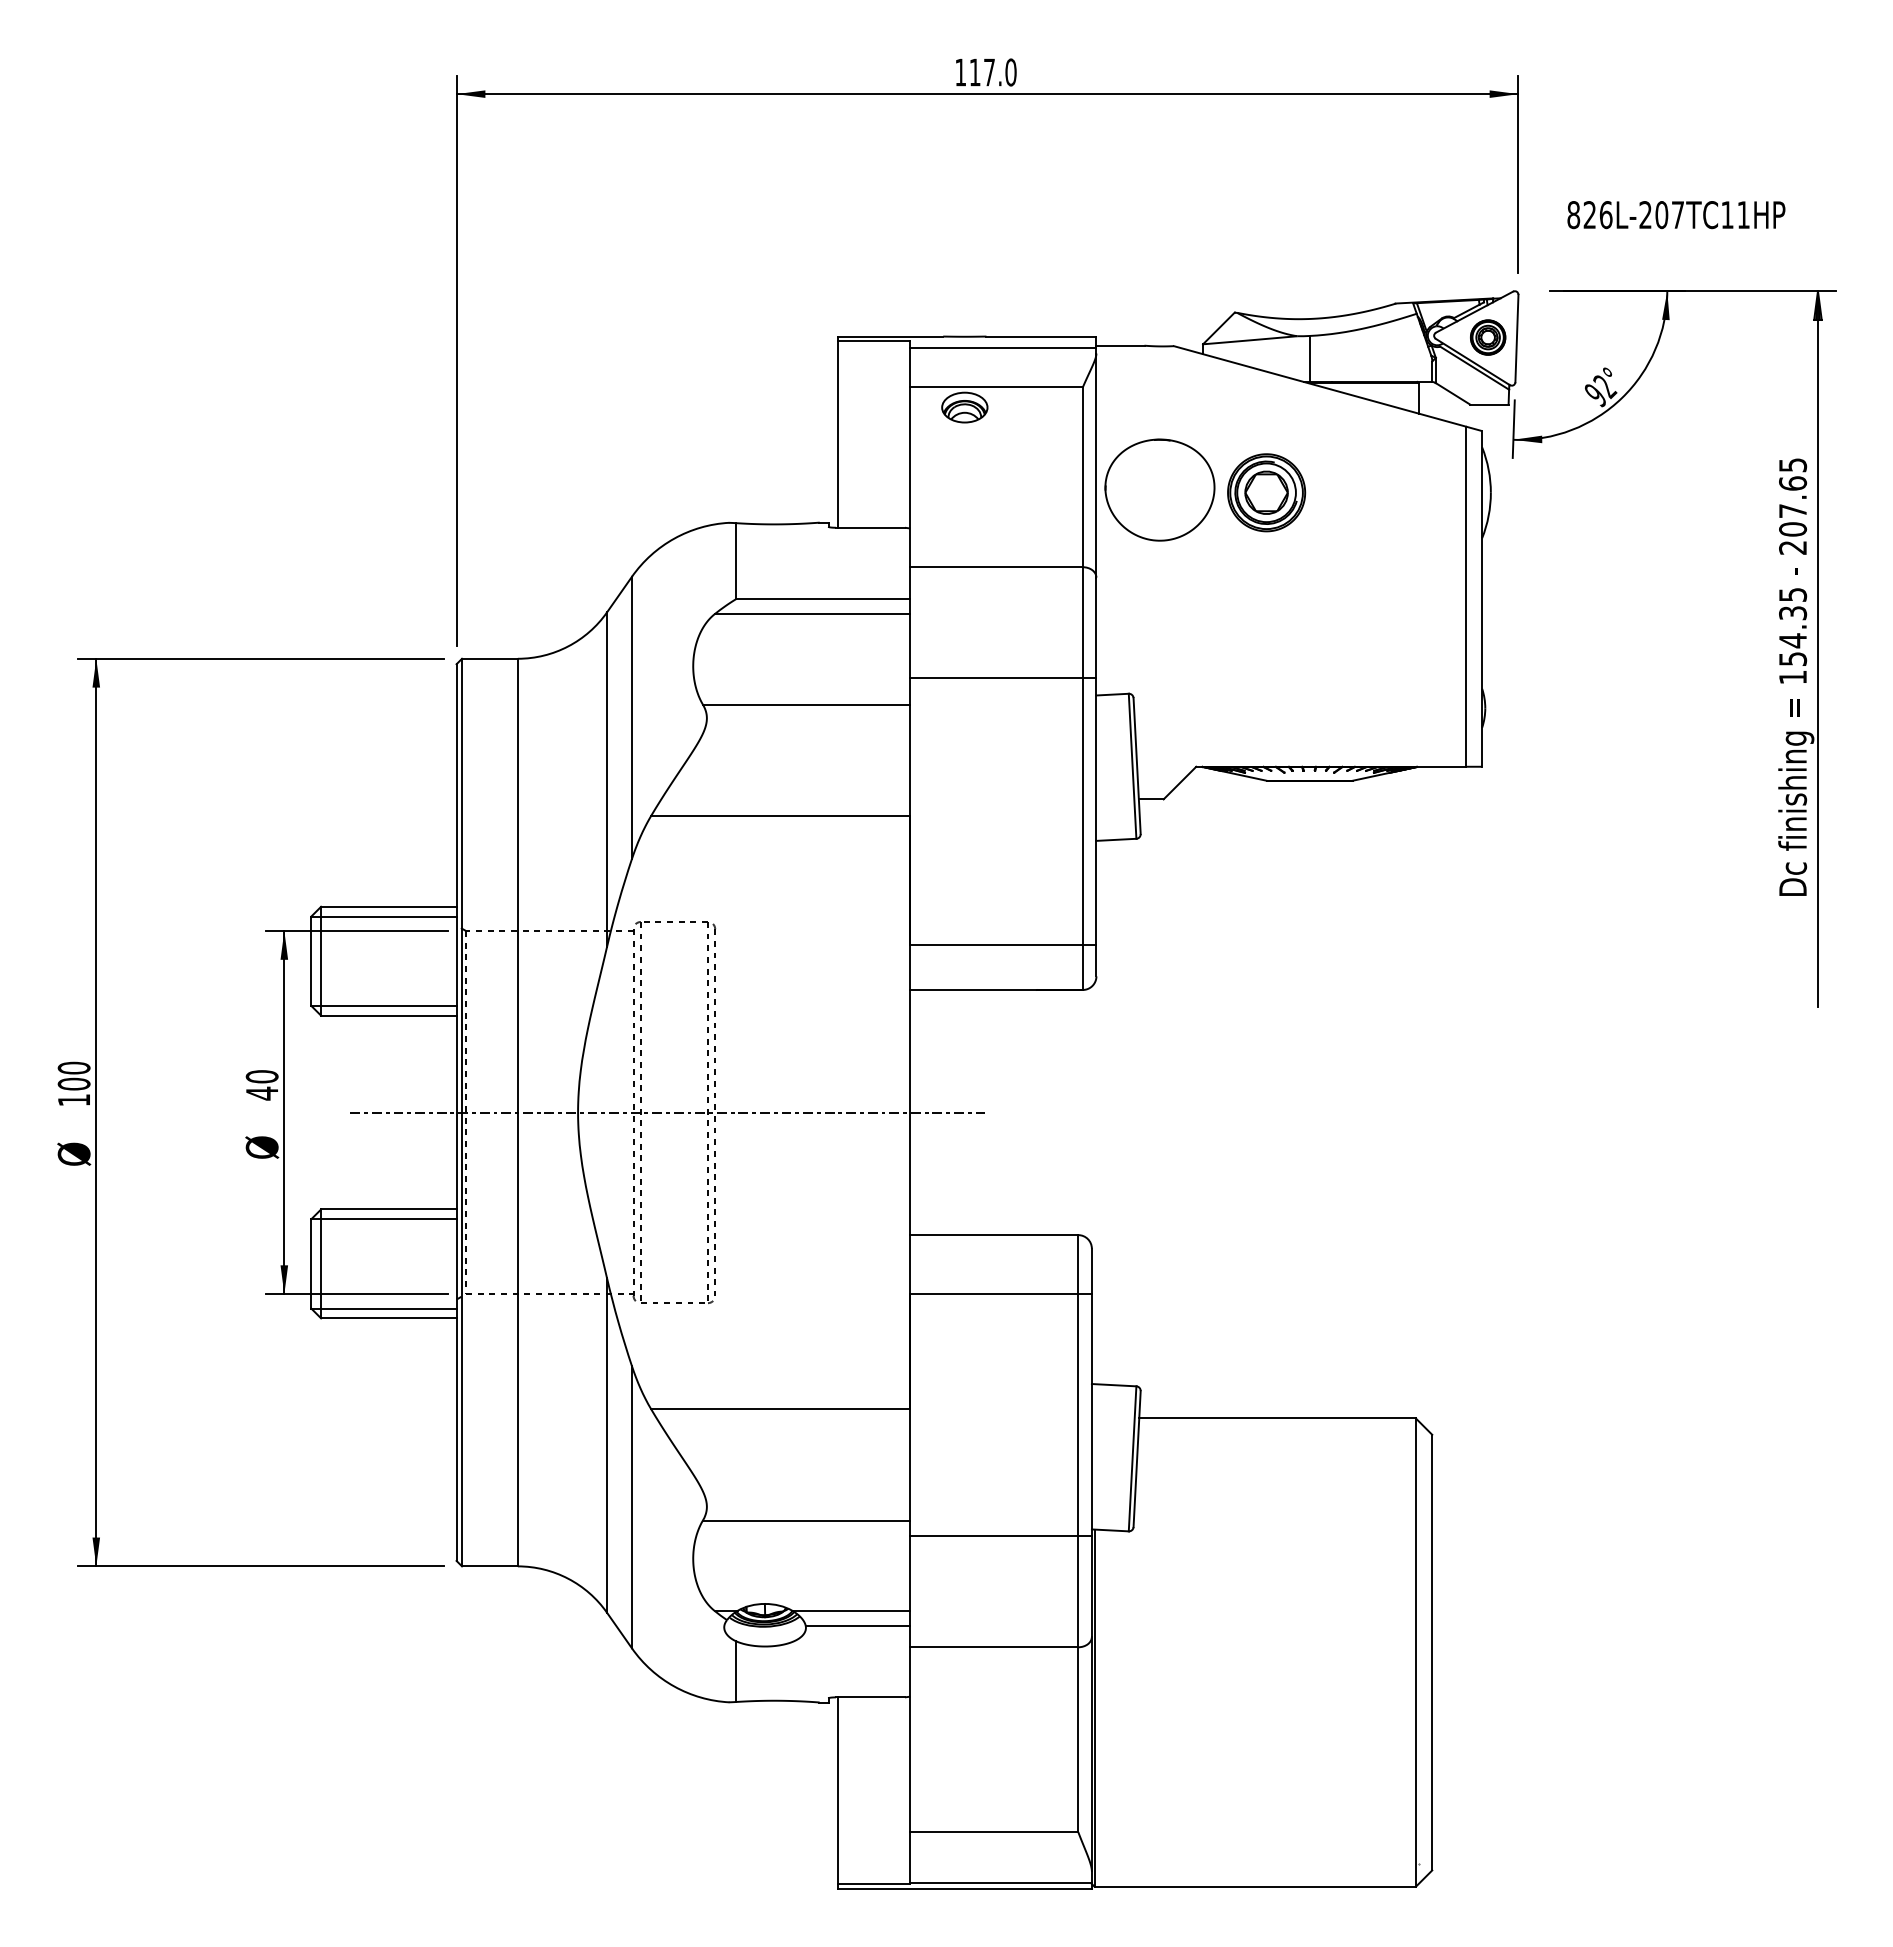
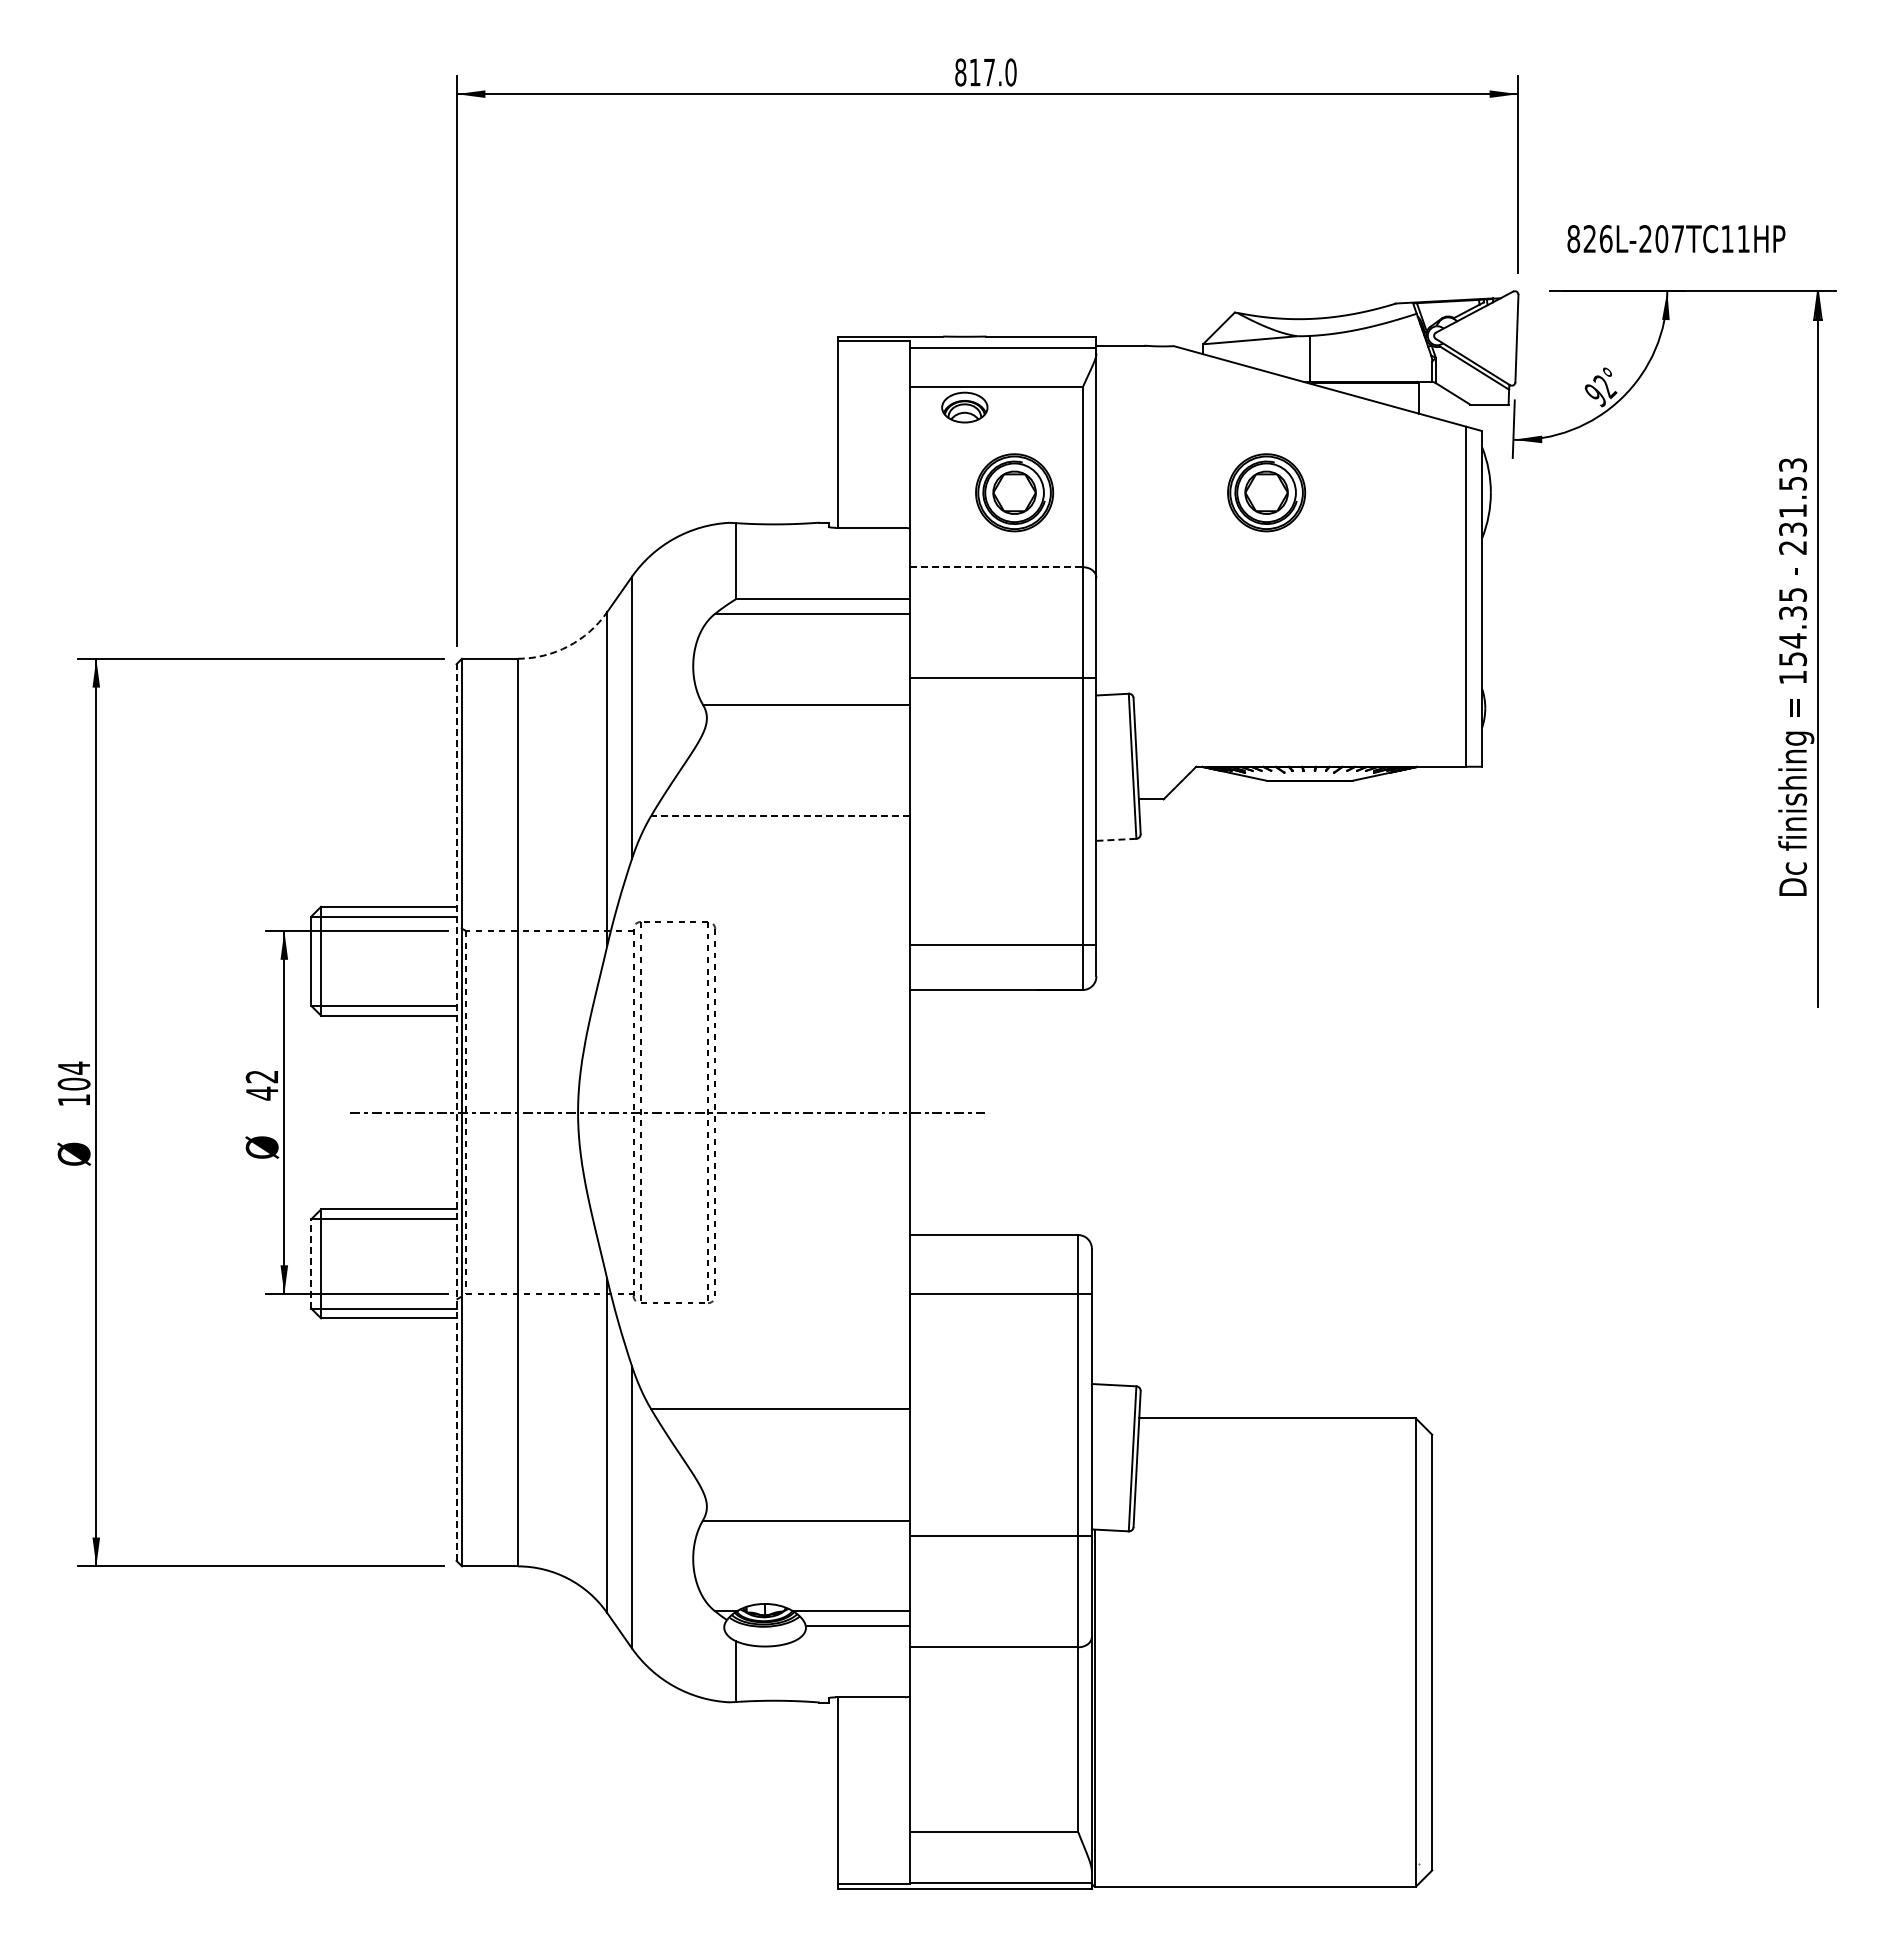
text: 117.0 -> 817.0 (960, 72)
text position: (1676, 215) -> (1676, 239) (1676, 239)
part: present -> none (1488, 337)
part: present -> none (1159, 489)
part: none -> present (1014, 492)
text: 207.65 -> 231.53 (1793, 497)
line: solid -> dashed (997, 567)
arc: solid -> dashed (568, 646)
line: solid -> dashed (780, 815)
line: solid -> dashed (1116, 839)
text: 100 -> 104 (73, 1067)
text: 40 -> 42 (261, 1076)
line: solid -> dashed (456, 1112)
line: solid -> dashed (311, 1263)
